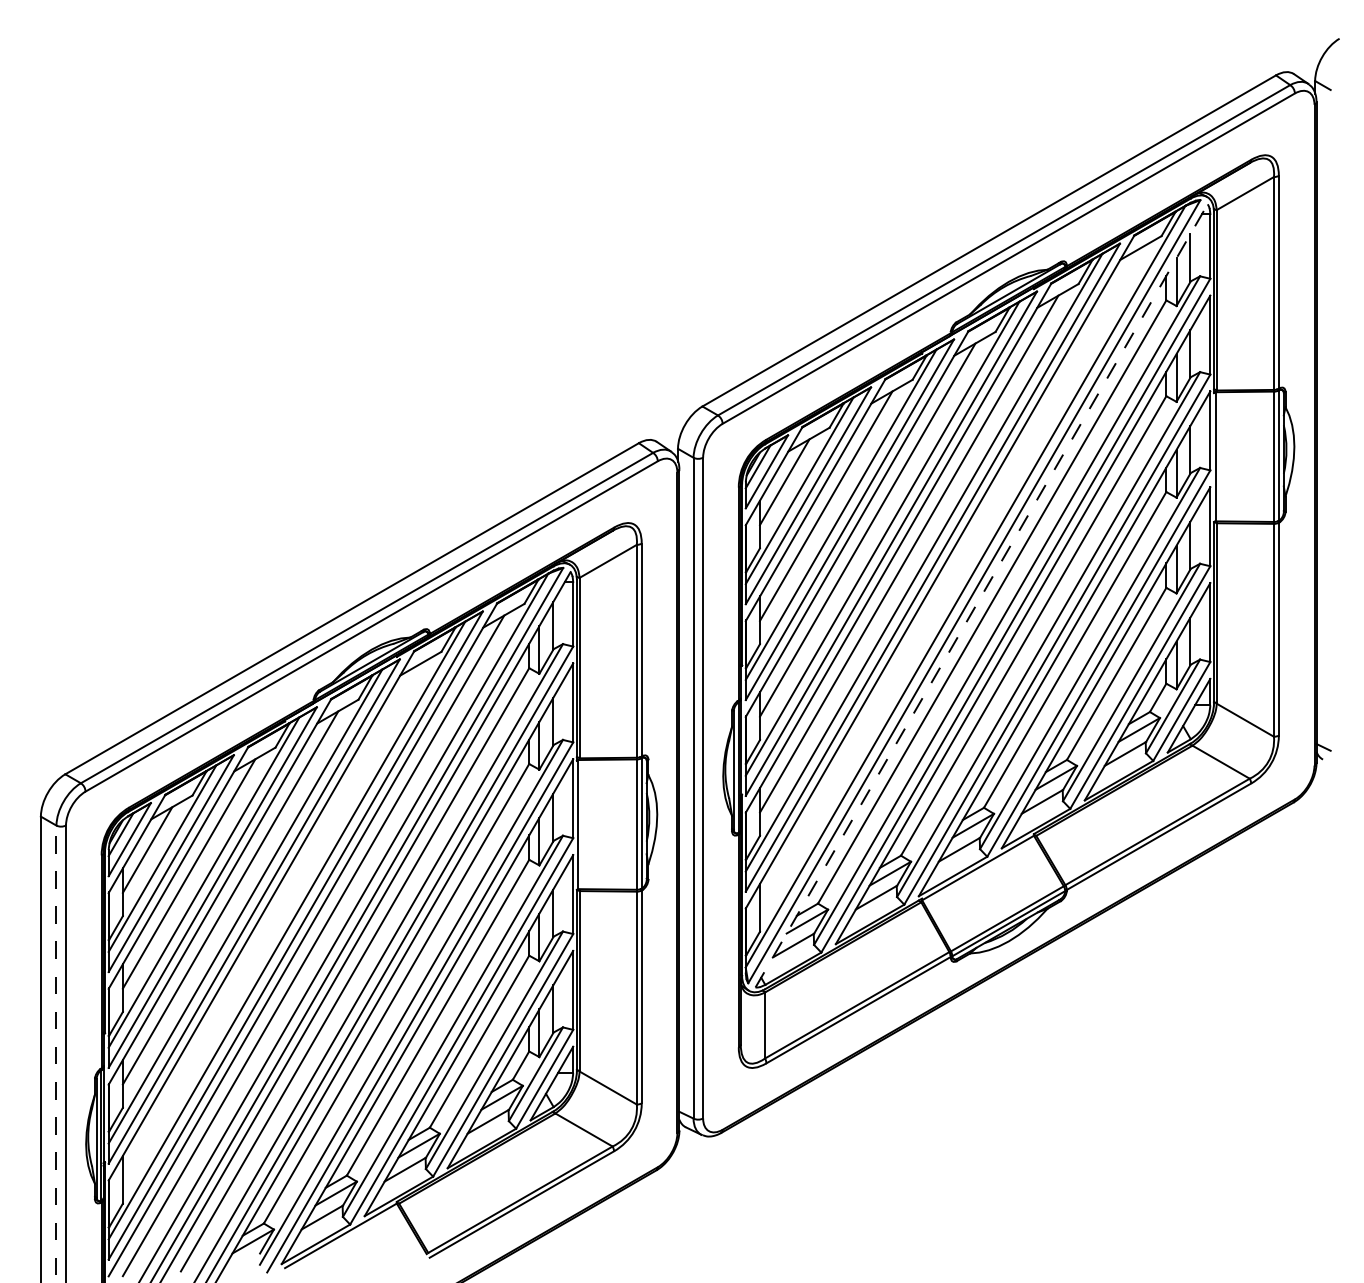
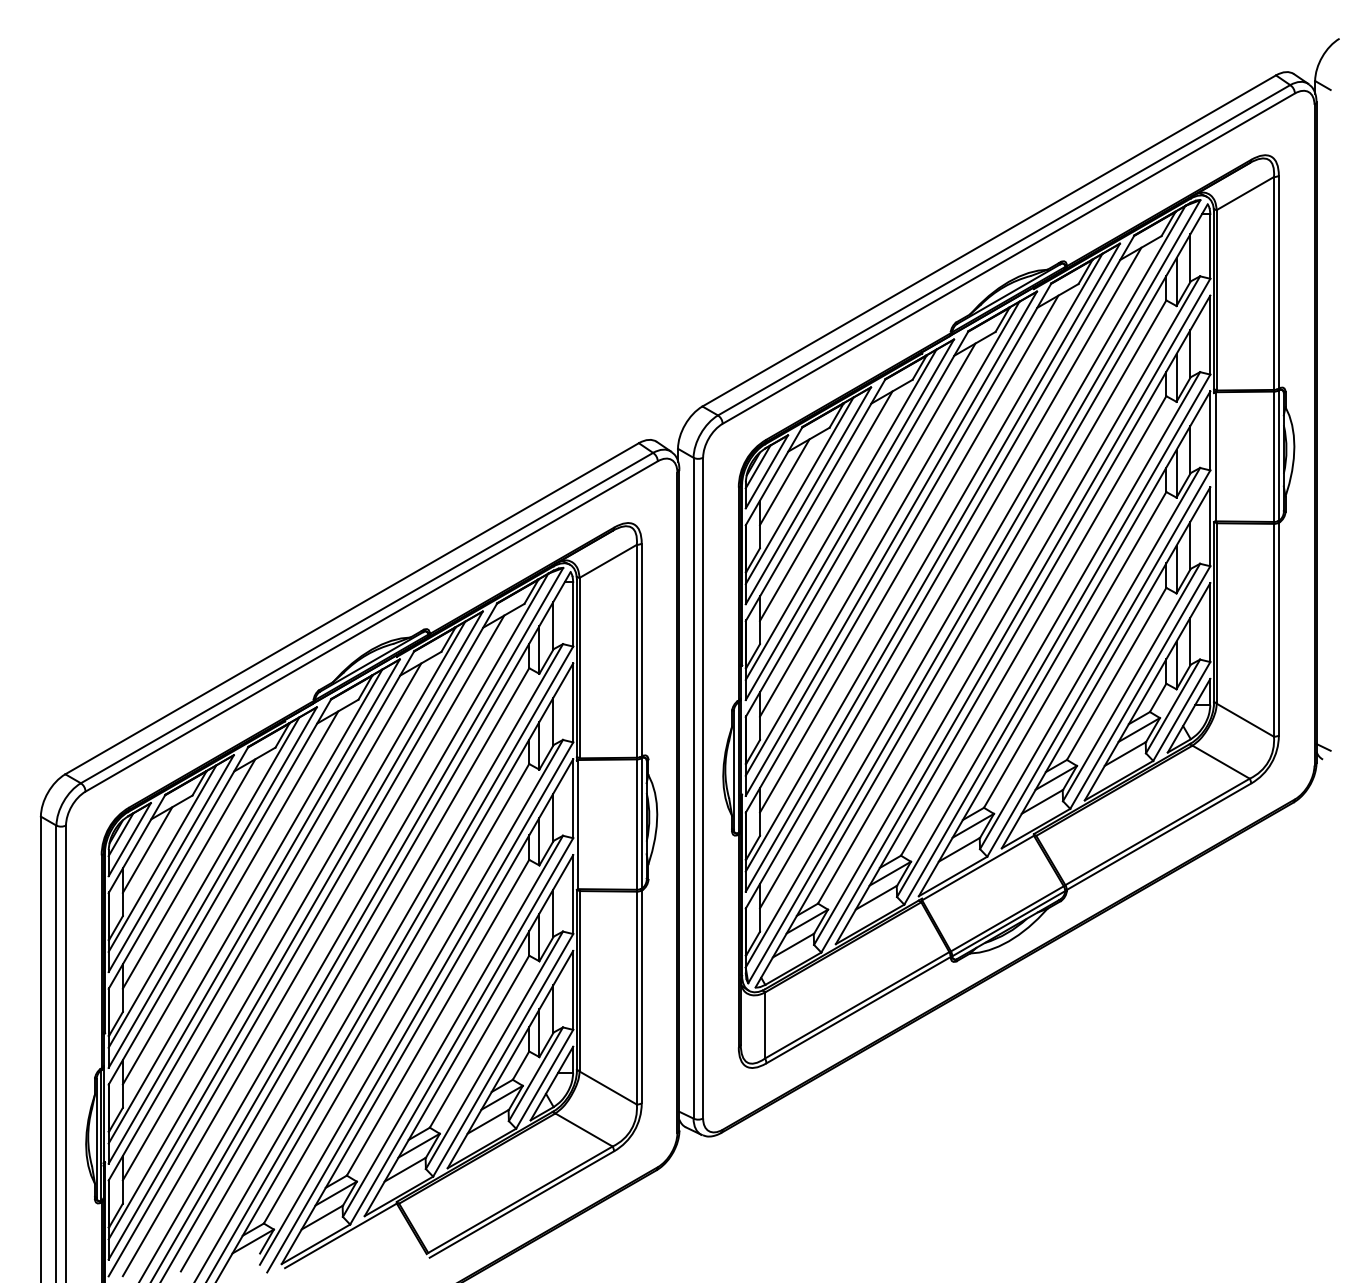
line: none -> present (950, 577)
line: dashed -> solid (981, 595)
line: none -> present (271, 921)
line: dashed -> solid (56, 1053)
